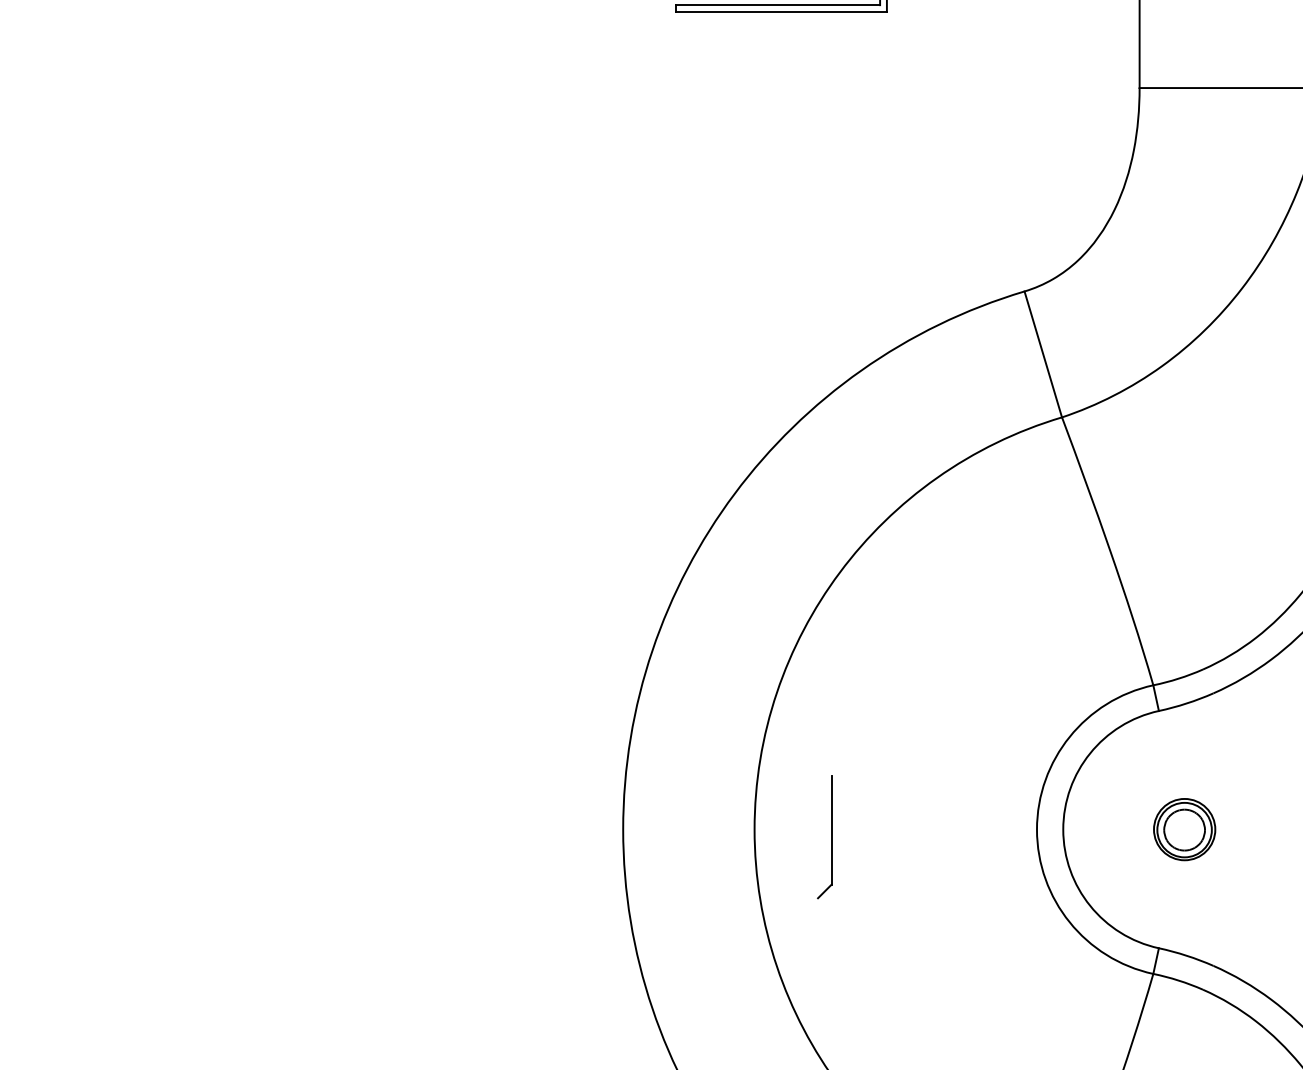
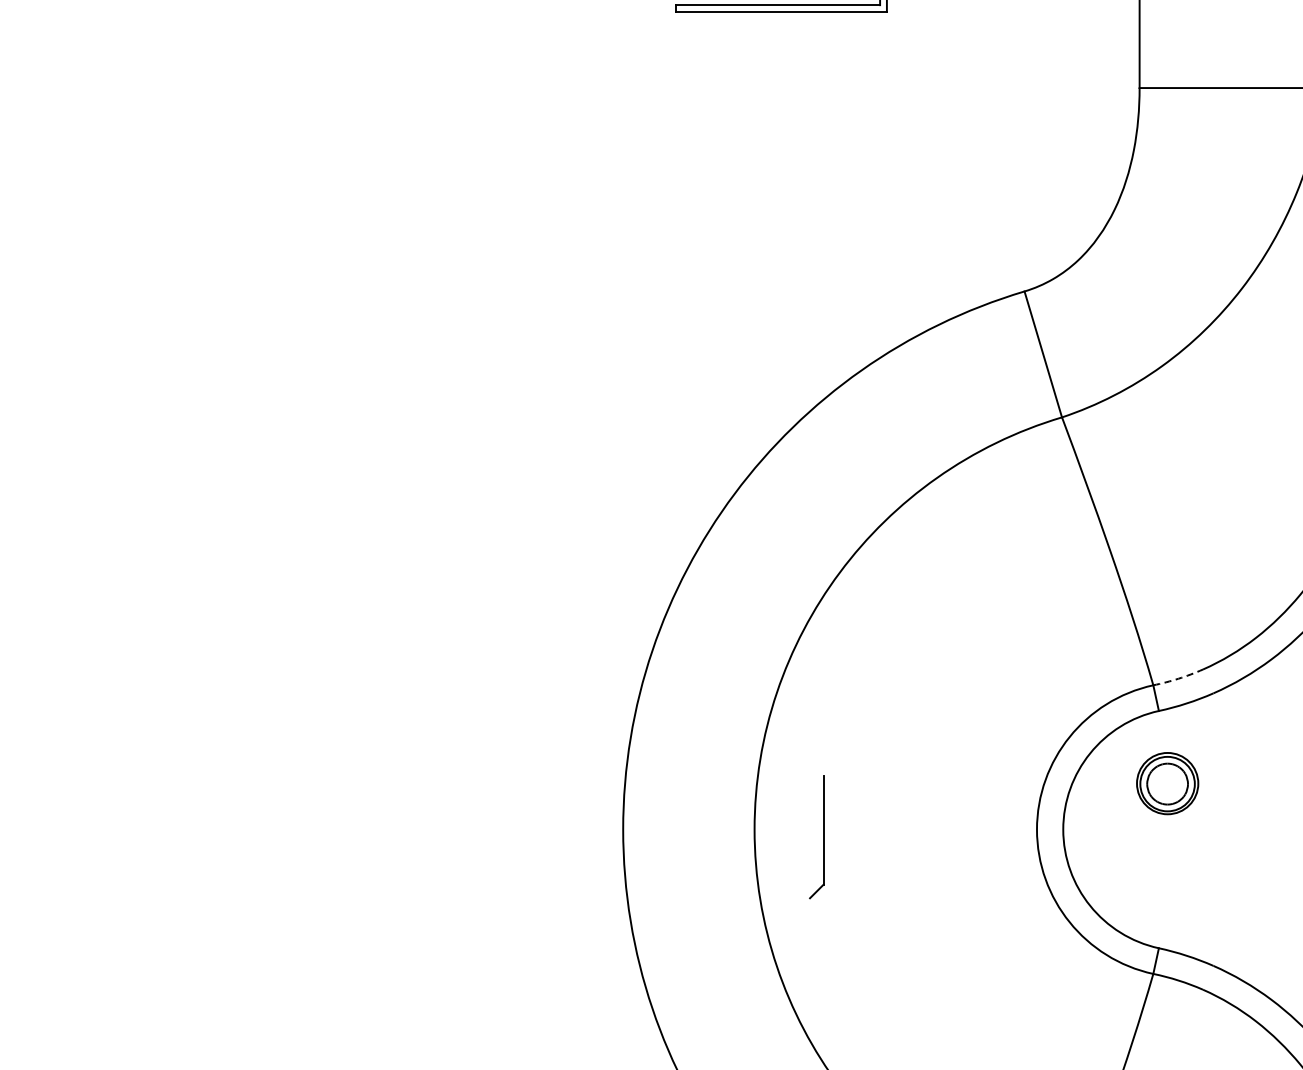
arc: solid -> dashed (1178, 678)
part position: (1184, 829) -> (1167, 783) (1167, 783)
part position: (831, 837) -> (823, 837) (823, 837)
